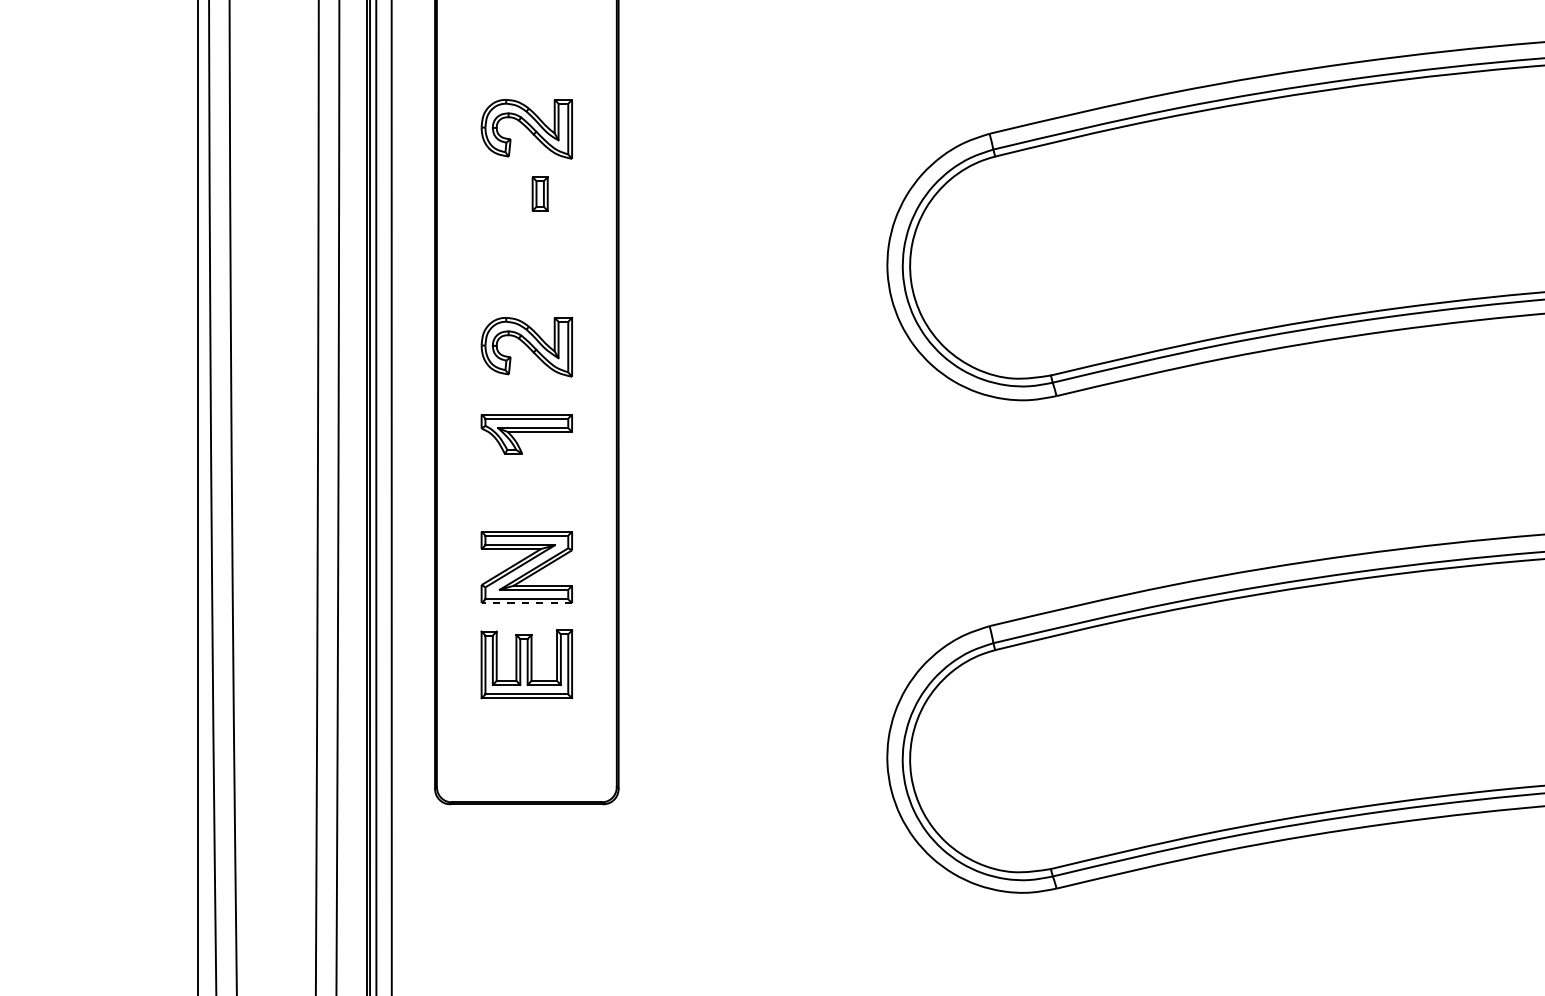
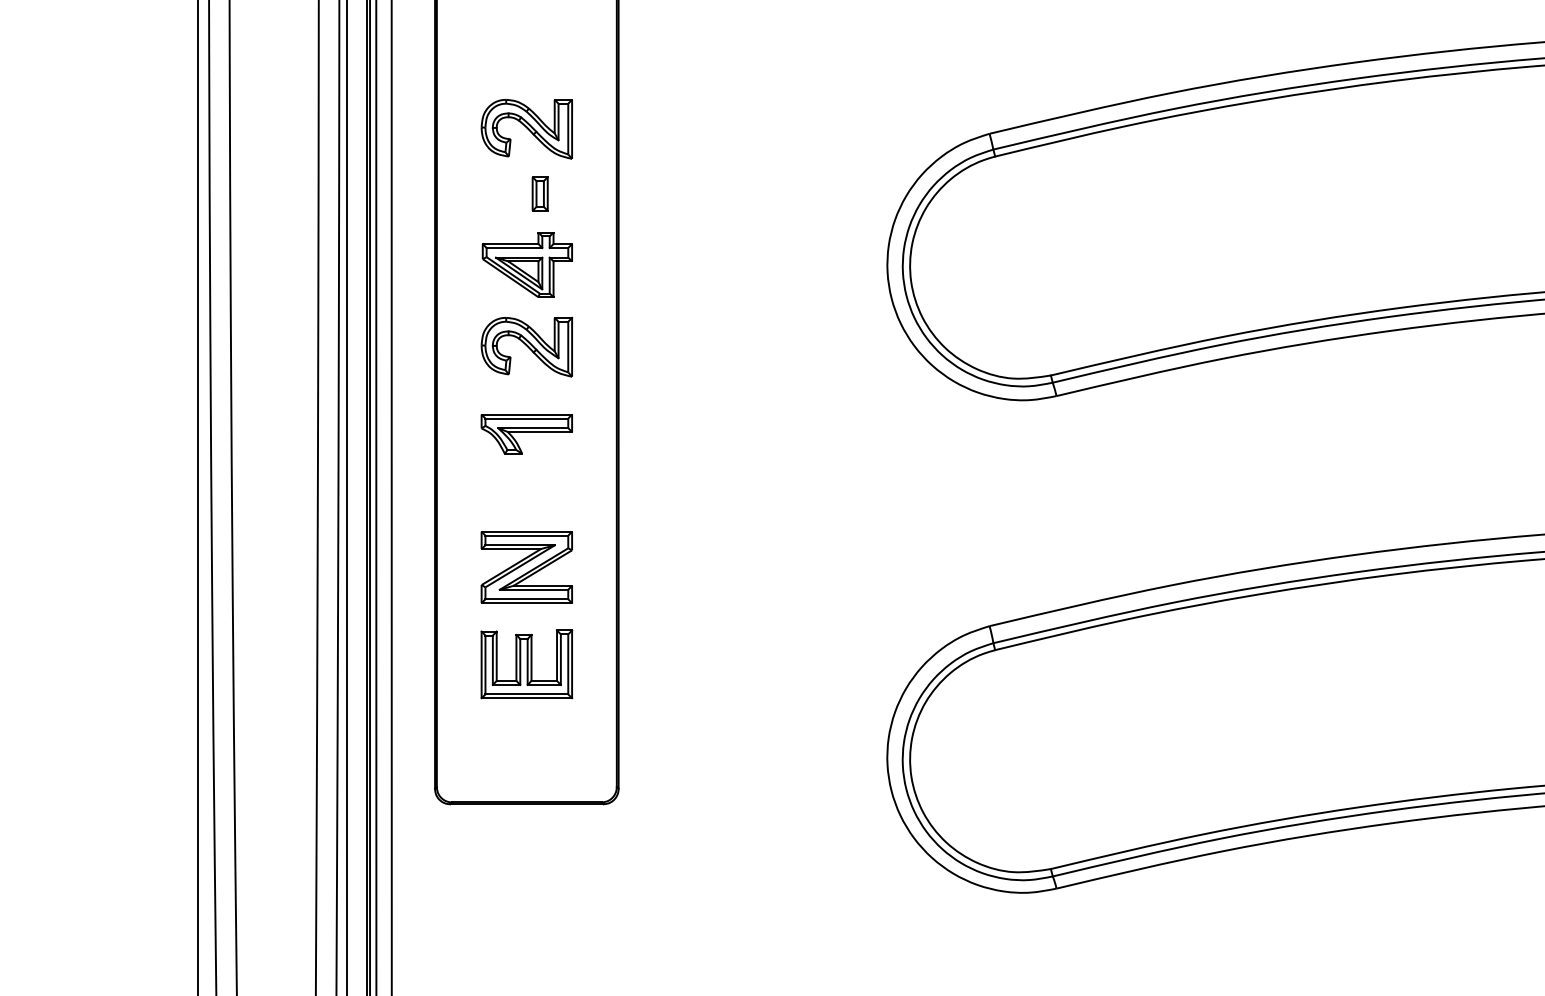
part: none -> present (526, 264)
line: none -> present (346, 497)
line: dashed -> solid (526, 603)
